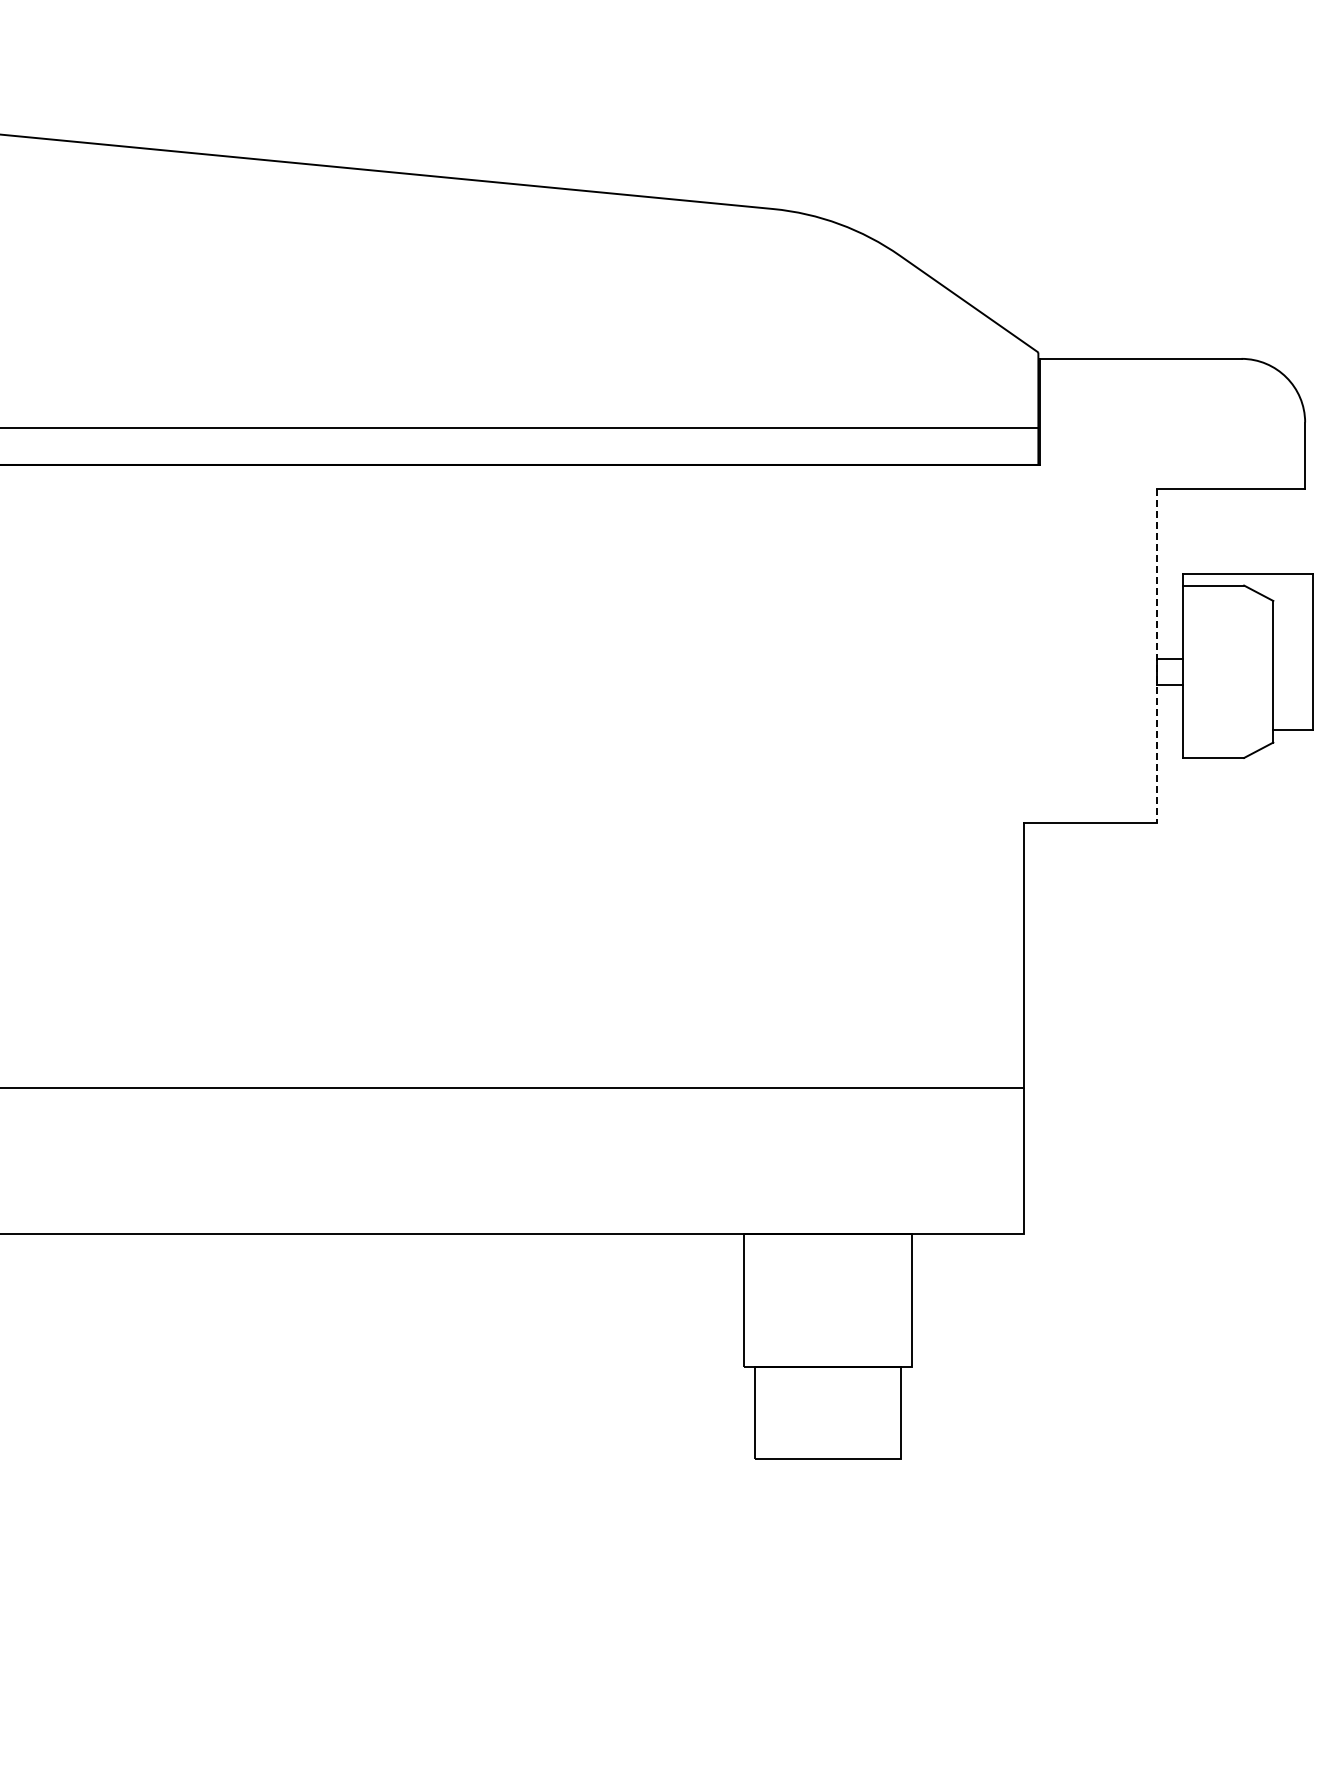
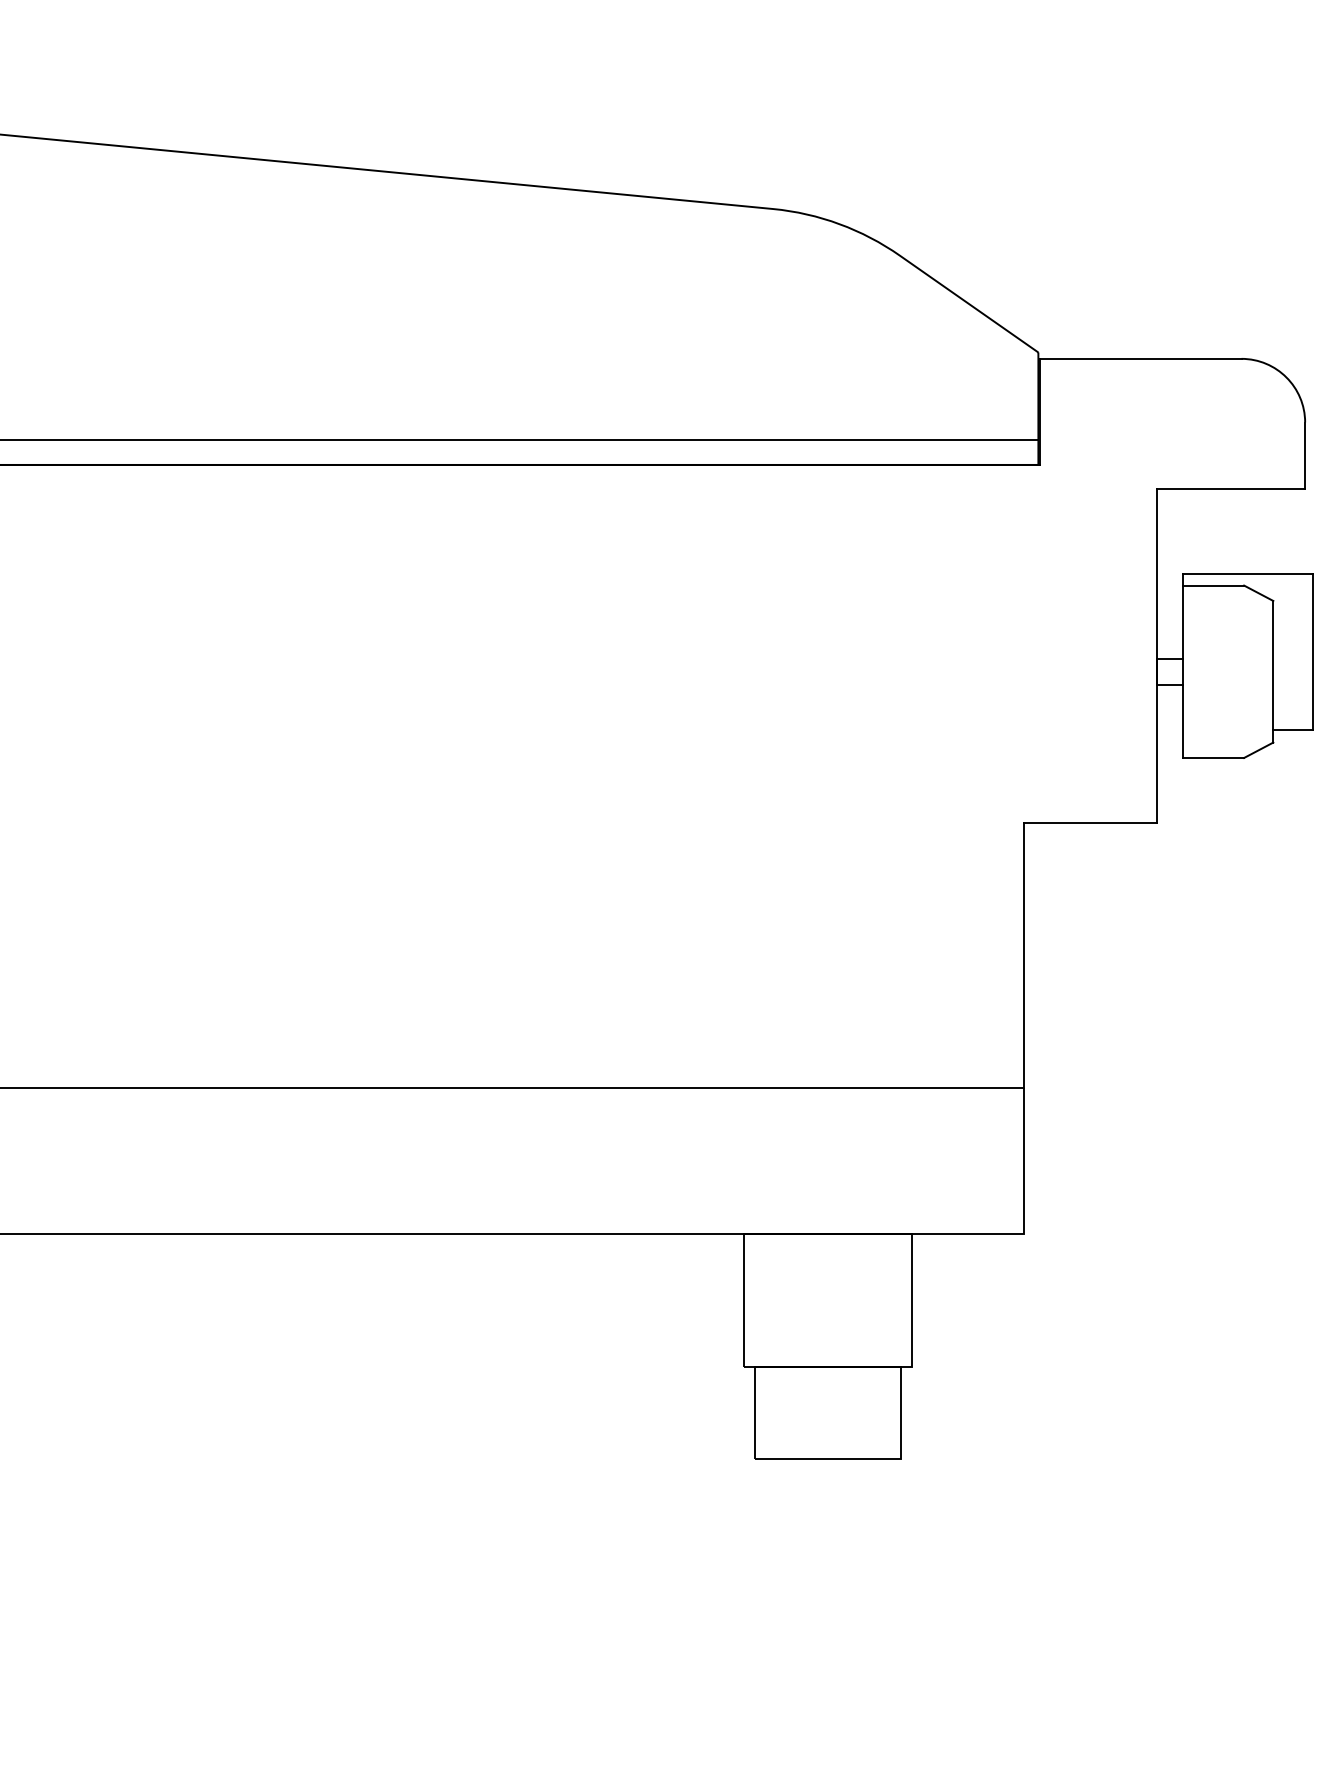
line position: (520, 427) -> (520, 439) (520, 439)
line: dashed -> solid (1156, 656)
